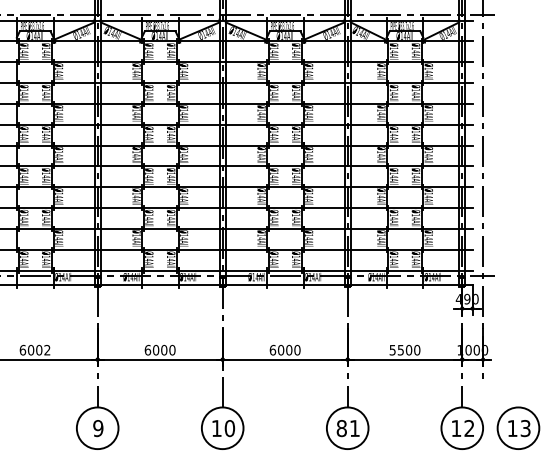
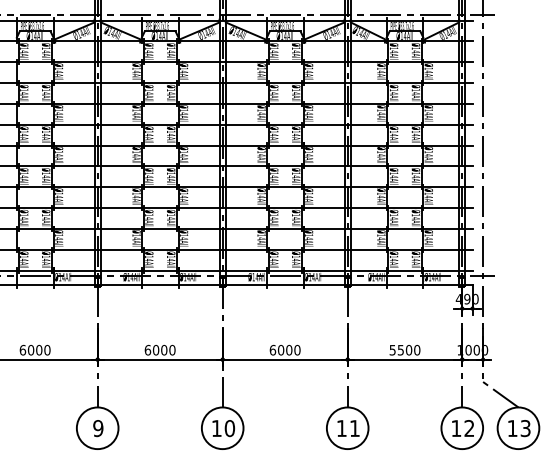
text: 6002 -> 6000 (47, 350)
line: none -> present (500, 394)
text: 81 -> 11 (341, 428)
